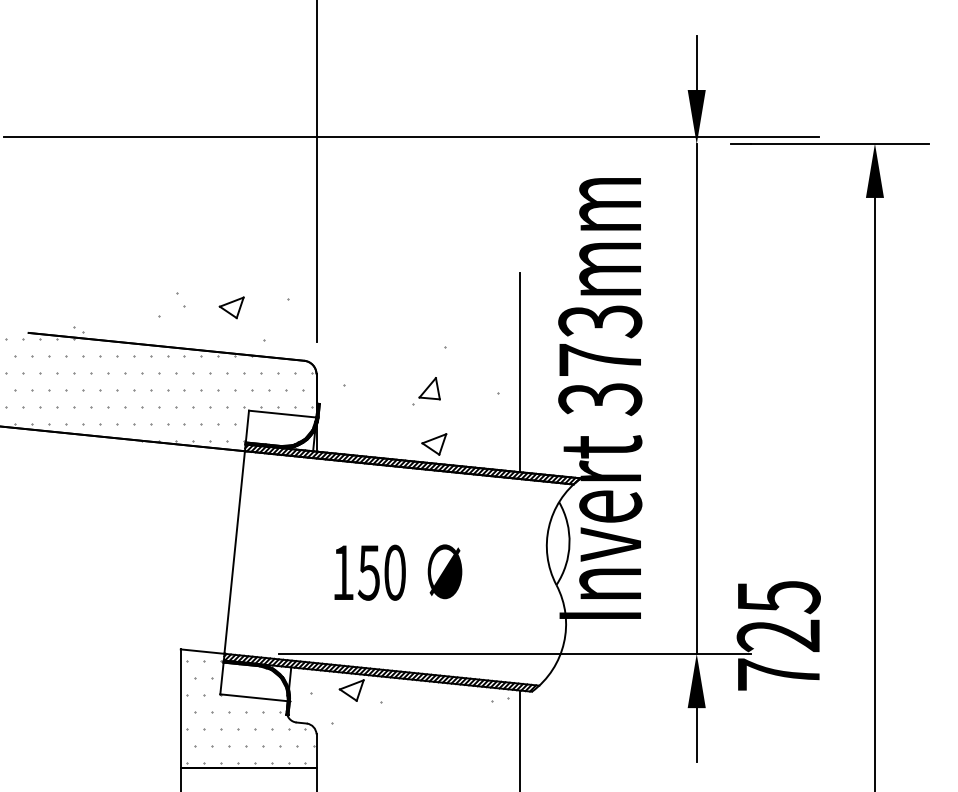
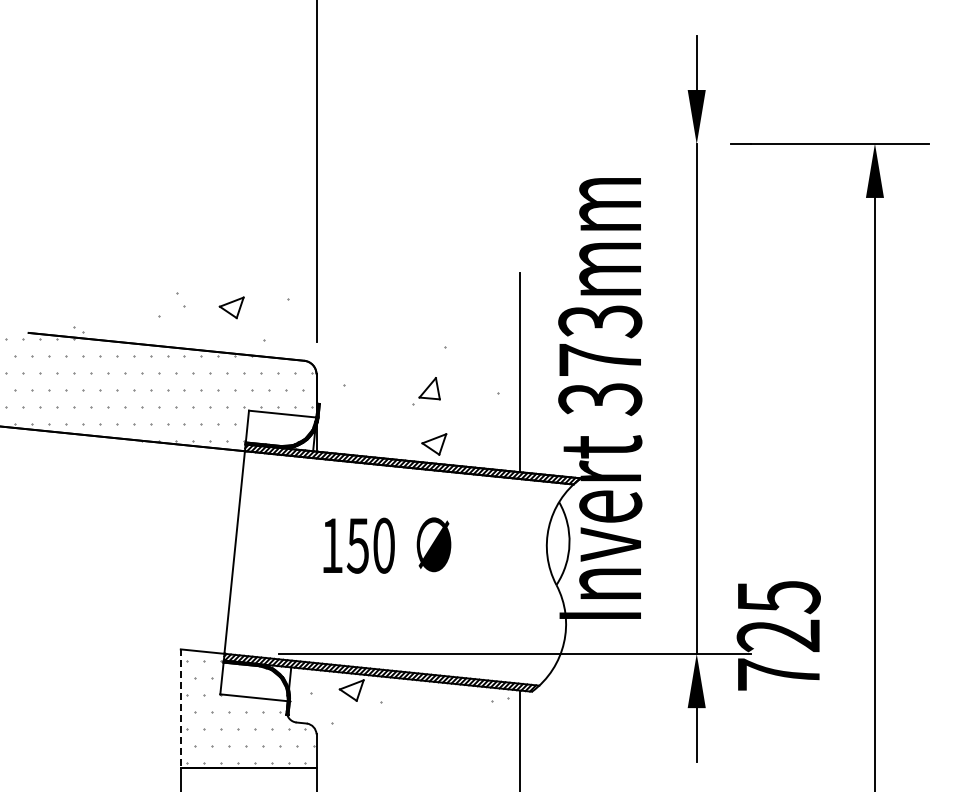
line: present -> none (411, 136)
text position: (398, 572) -> (387, 545) (387, 545)
line: solid -> dashed (180, 709)
